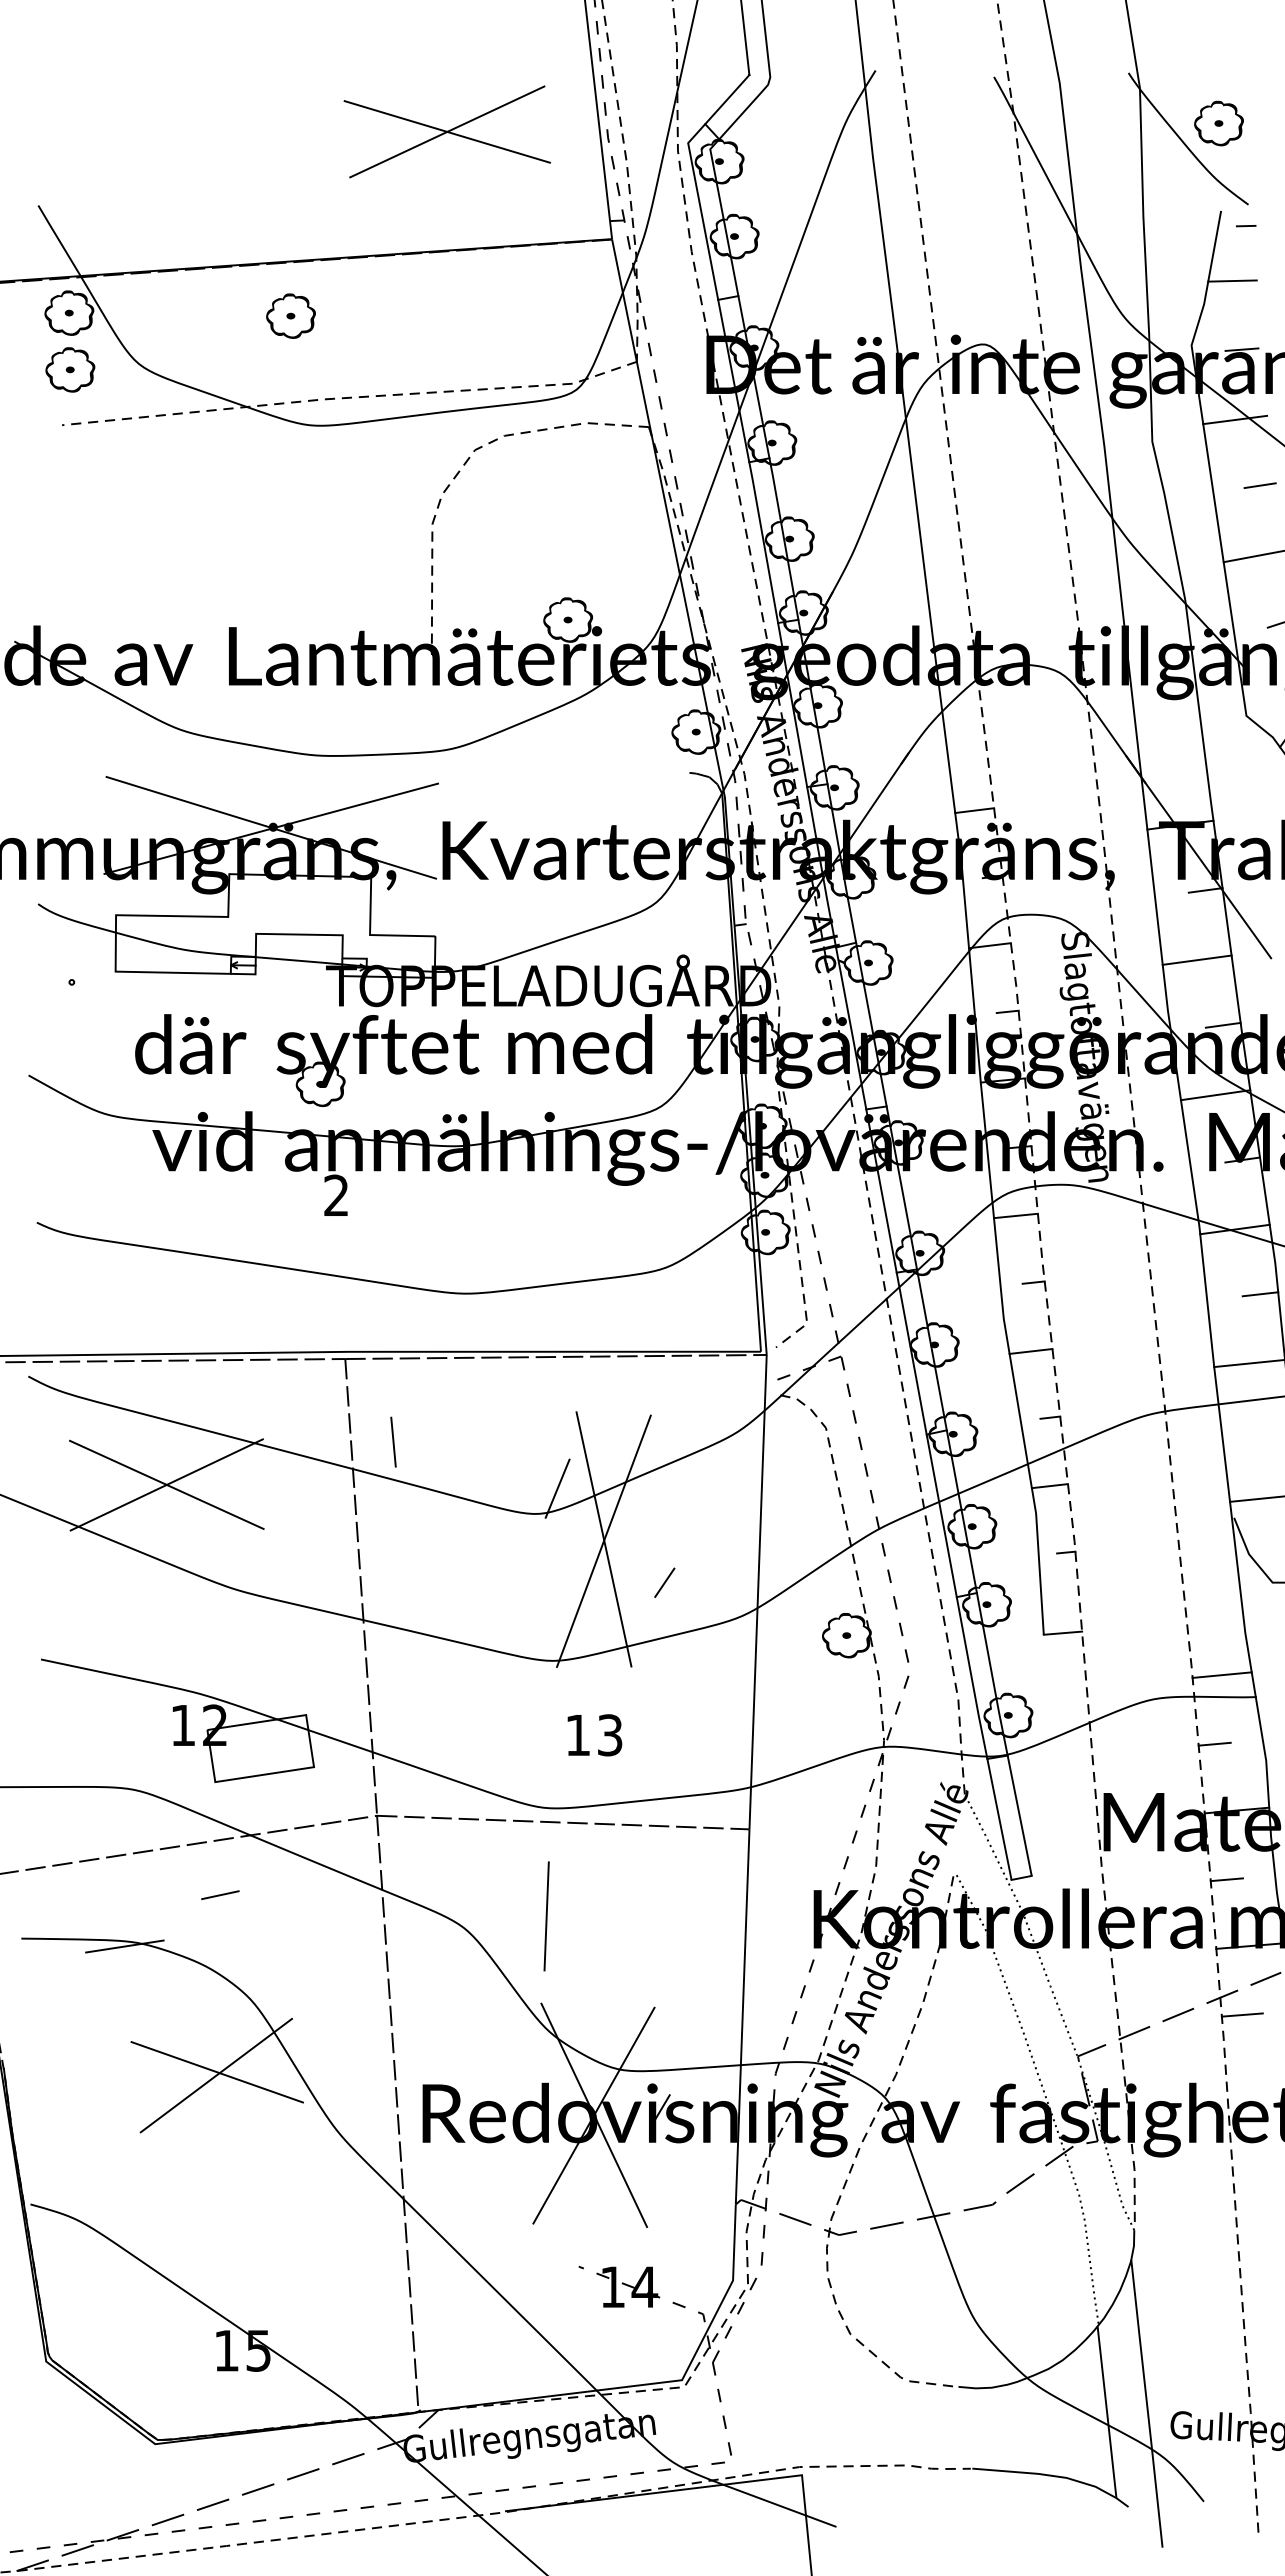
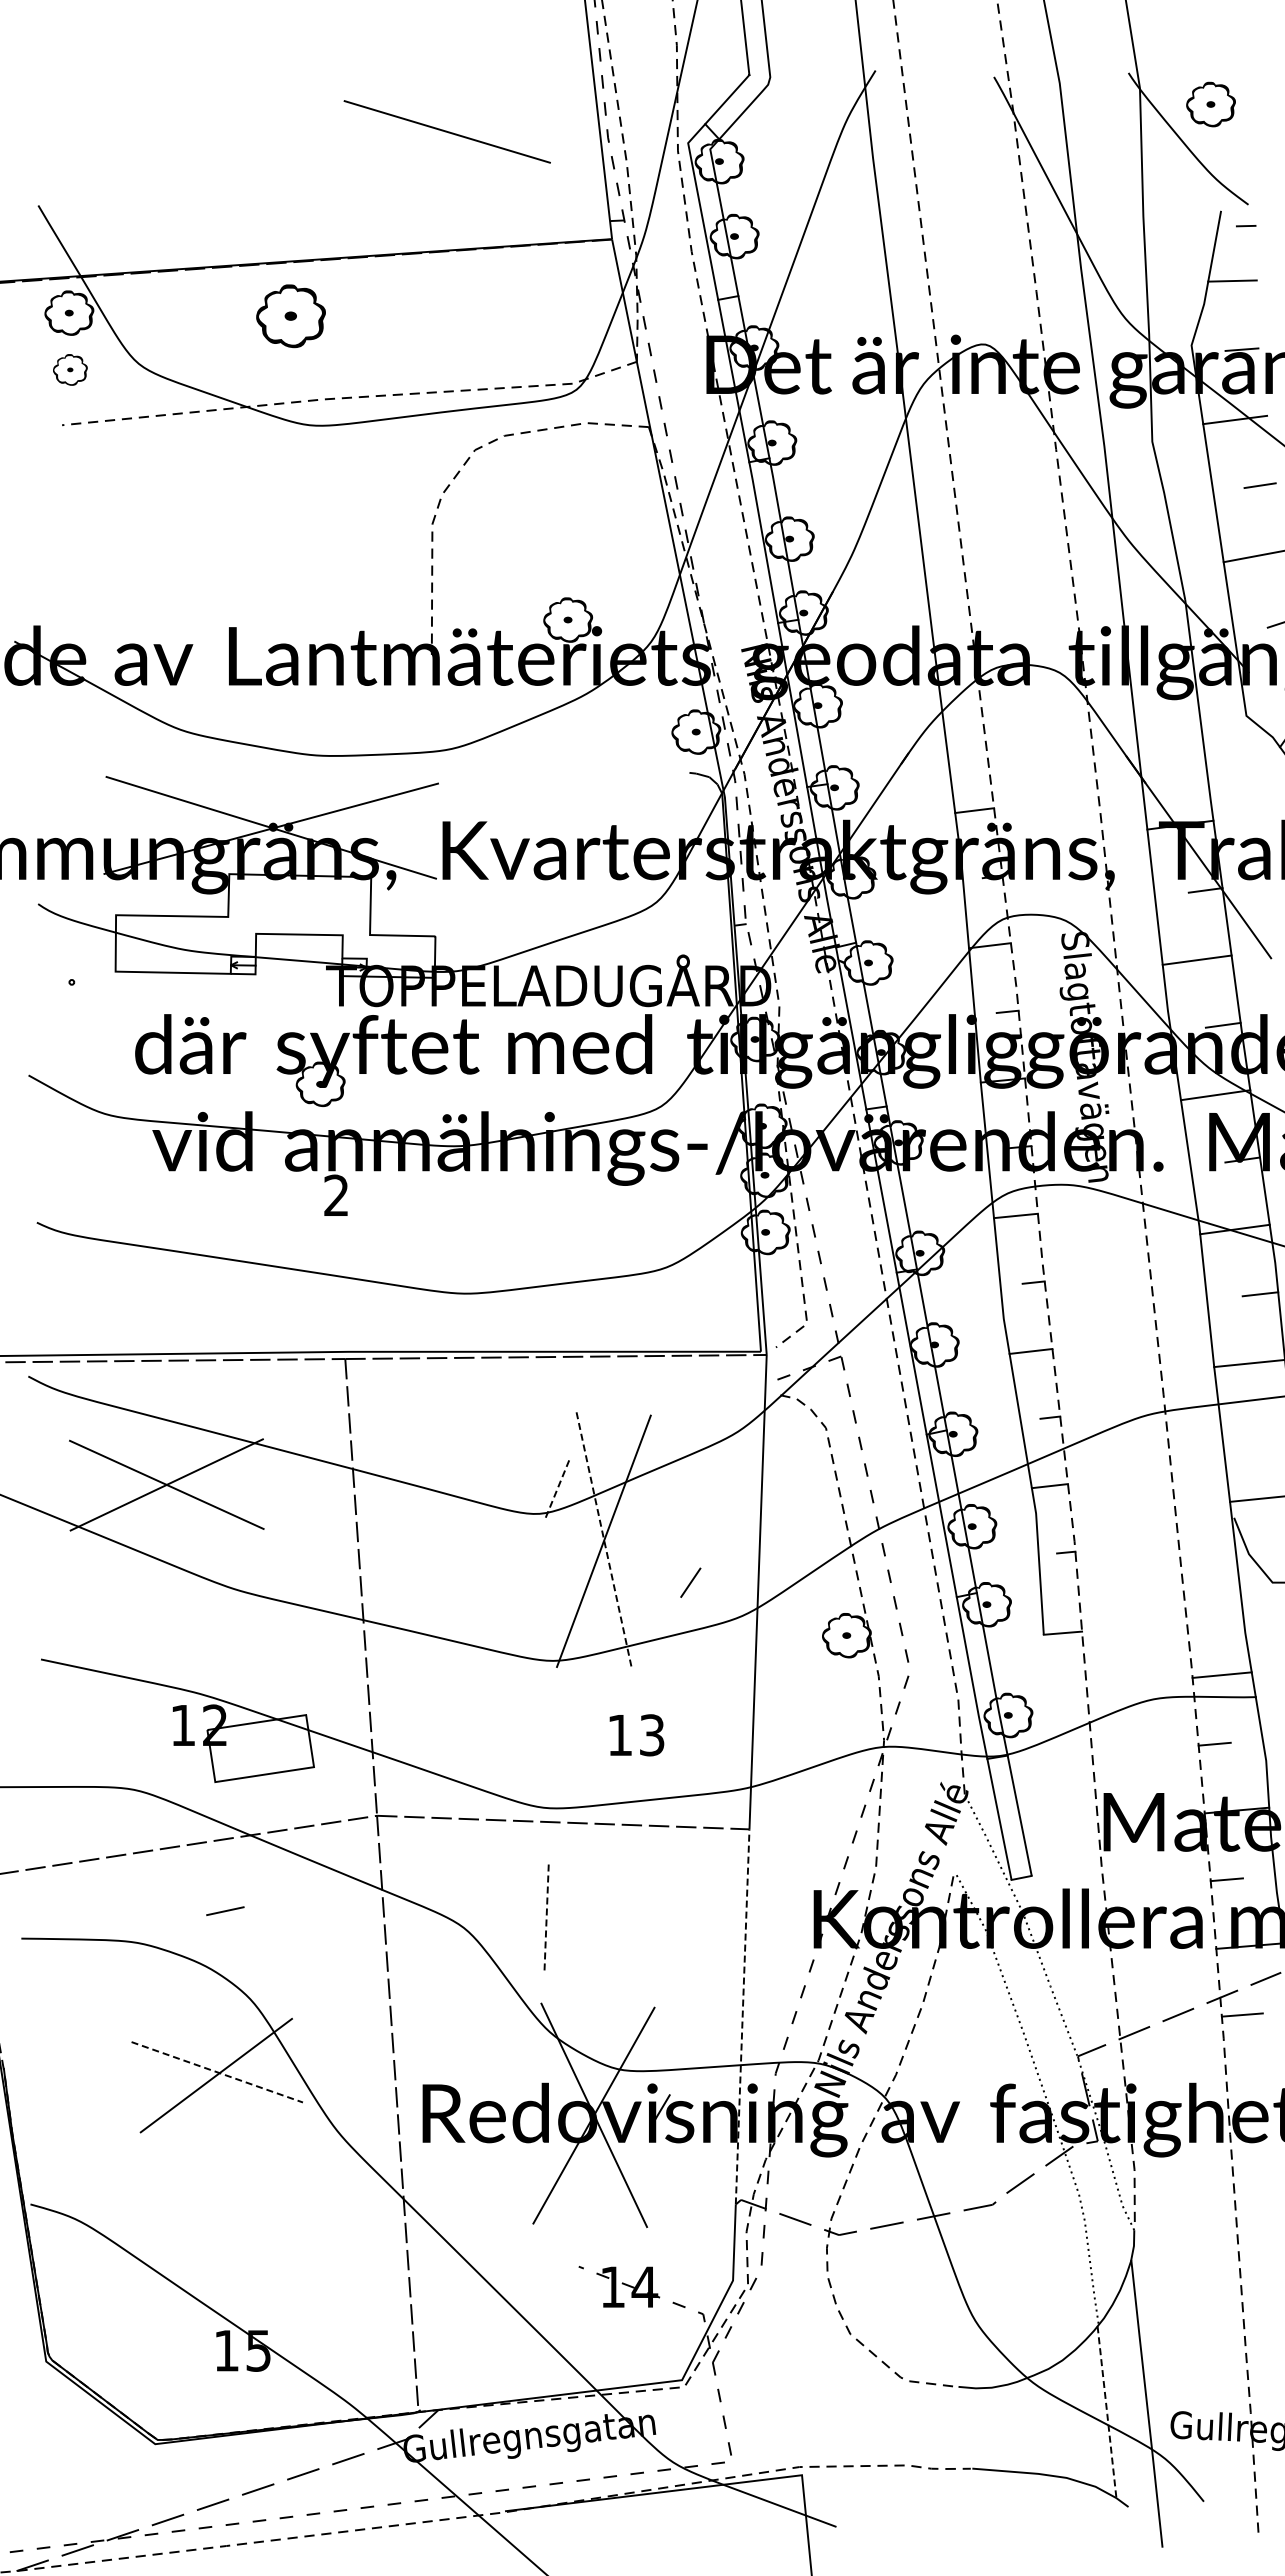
part position: (1218, 123) -> (1210, 104) (1210, 104)
line: present -> none (447, 131)
part size: 50x46 px -> 70x65 px (290, 316)
part size: 51x46 px -> 35x32 px (70, 369)
line: present -> none (393, 1441)
line: solid -> dashed (557, 1488)
line: solid -> dashed (604, 1539)
line position: (664, 1582) -> (690, 1582) (690, 1582)
text position: (594, 1735) -> (636, 1735) (636, 1735)
line position: (220, 1894) -> (225, 1910) (225, 1910)
line: solid -> dashed (546, 1915)
line: present -> none (124, 1946)
line: solid -> dashed (742, 2016)
line: solid -> dashed (217, 2072)
line: solid -> dashed (1107, 2413)
